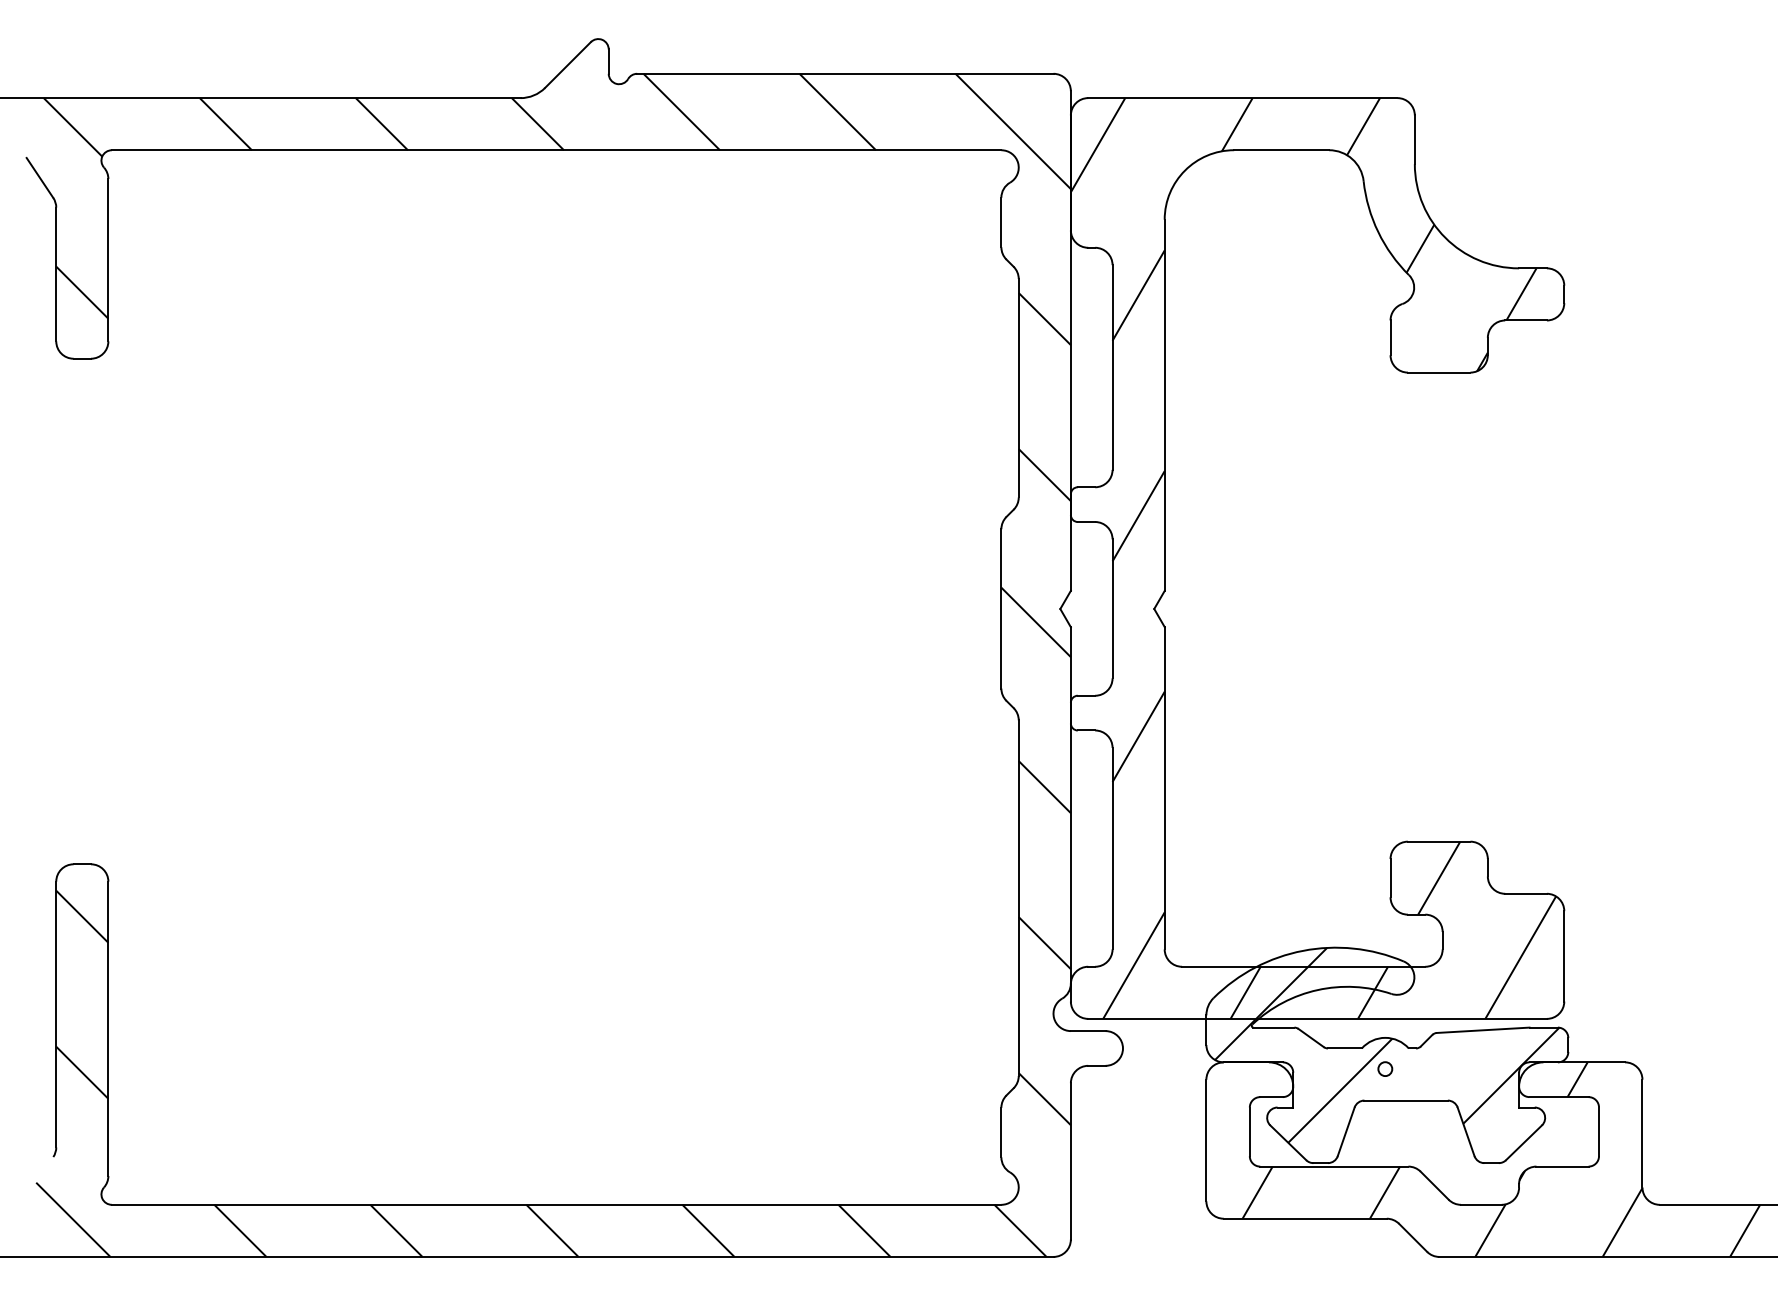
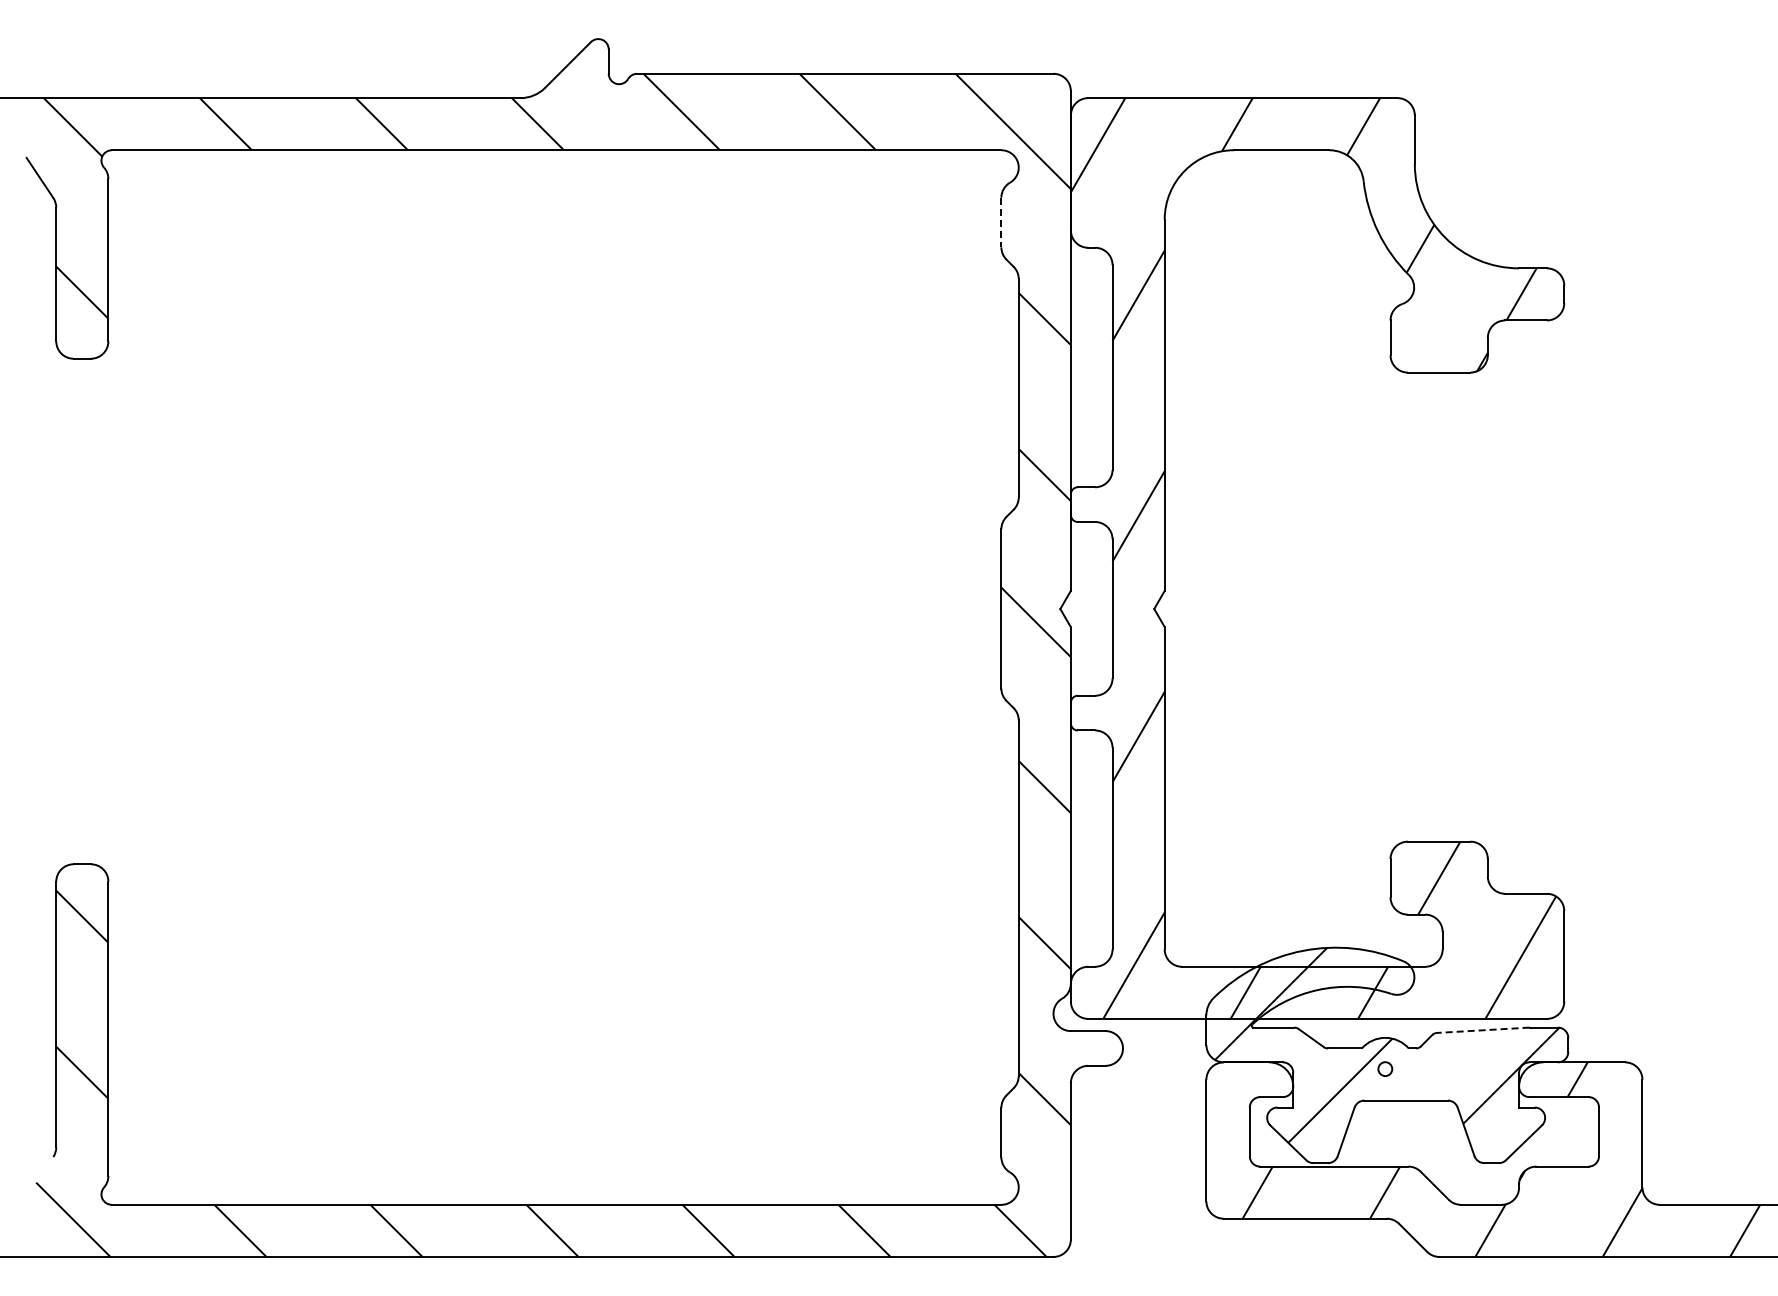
line: solid -> dashed (1001, 222)
line: solid -> dashed (1482, 1030)
